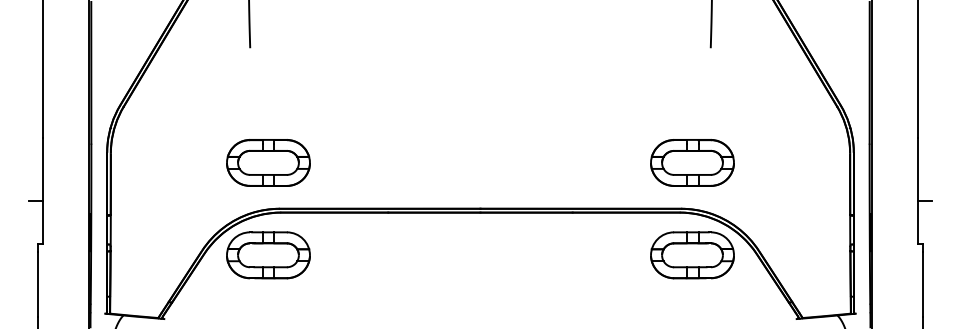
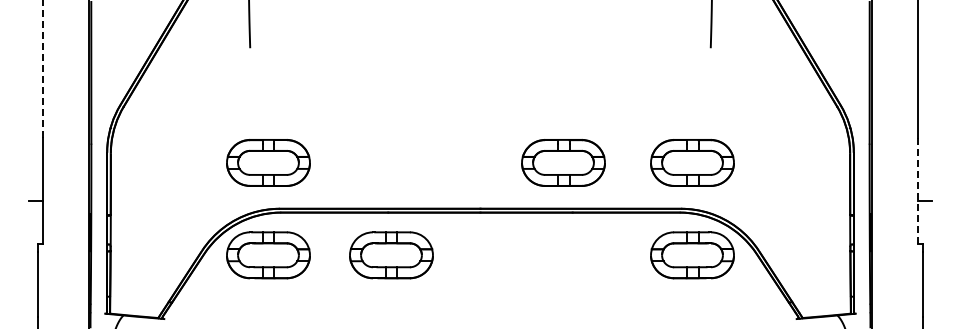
line: solid -> dashed (42, 68)
part: none -> present (563, 162)
line: solid -> dashed (918, 190)
part: none -> present (391, 255)
